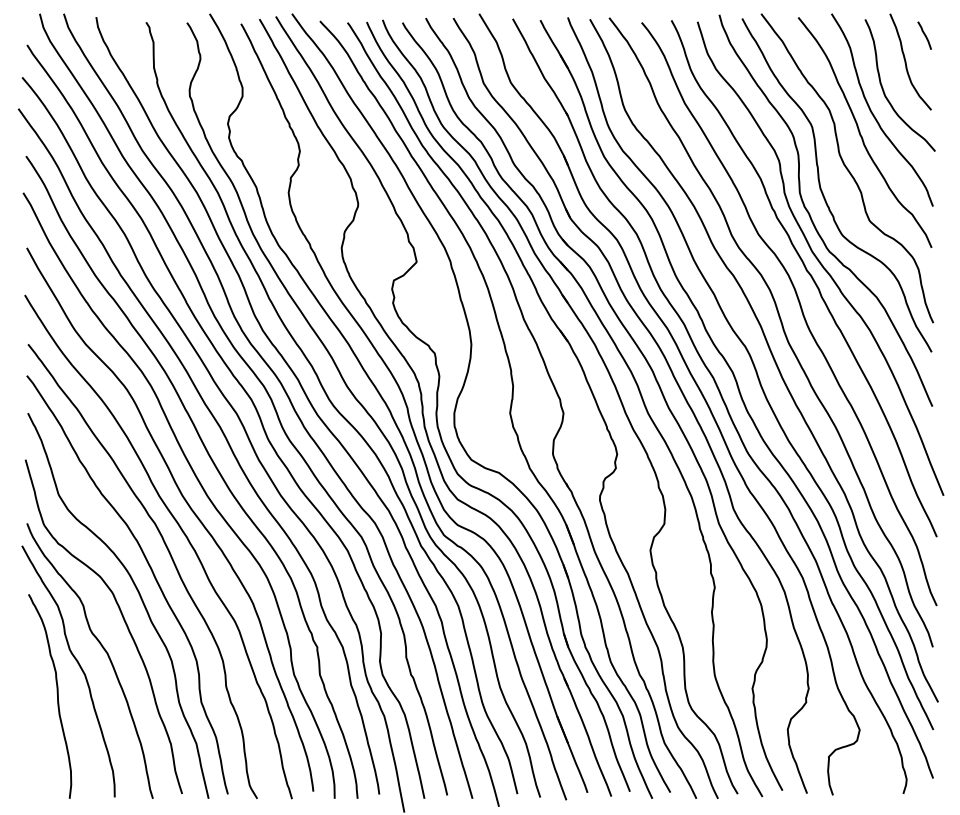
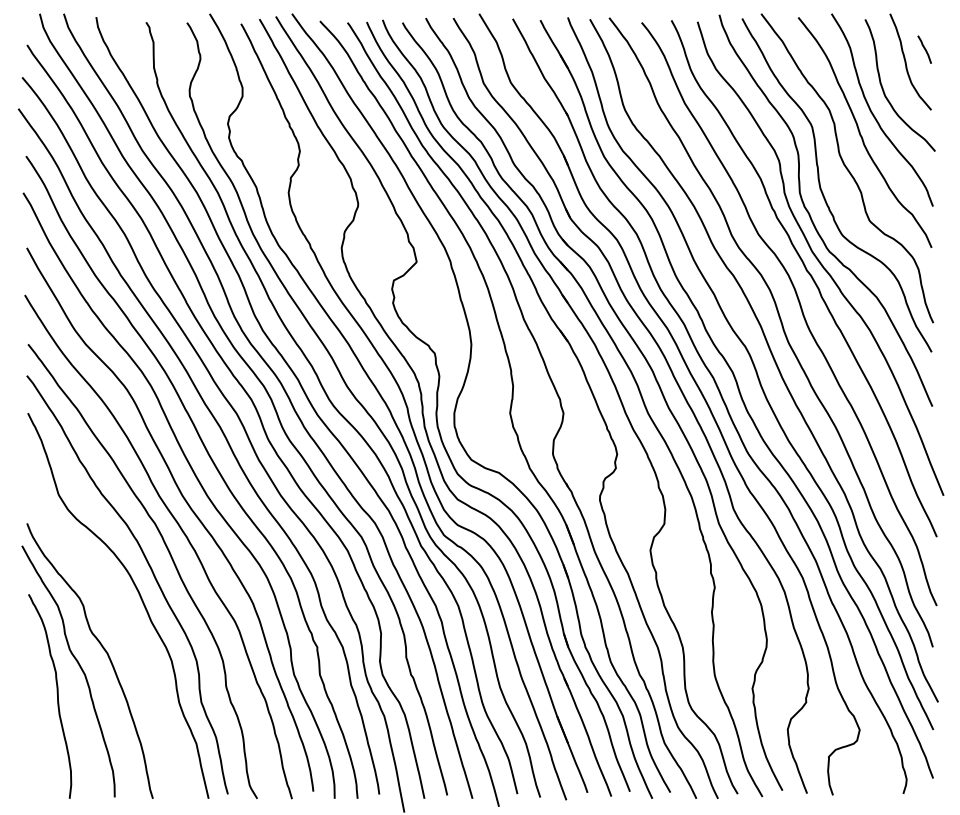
line position: (924, 35) -> (924, 49) (924, 49)
curve: present -> none (122, 618)
